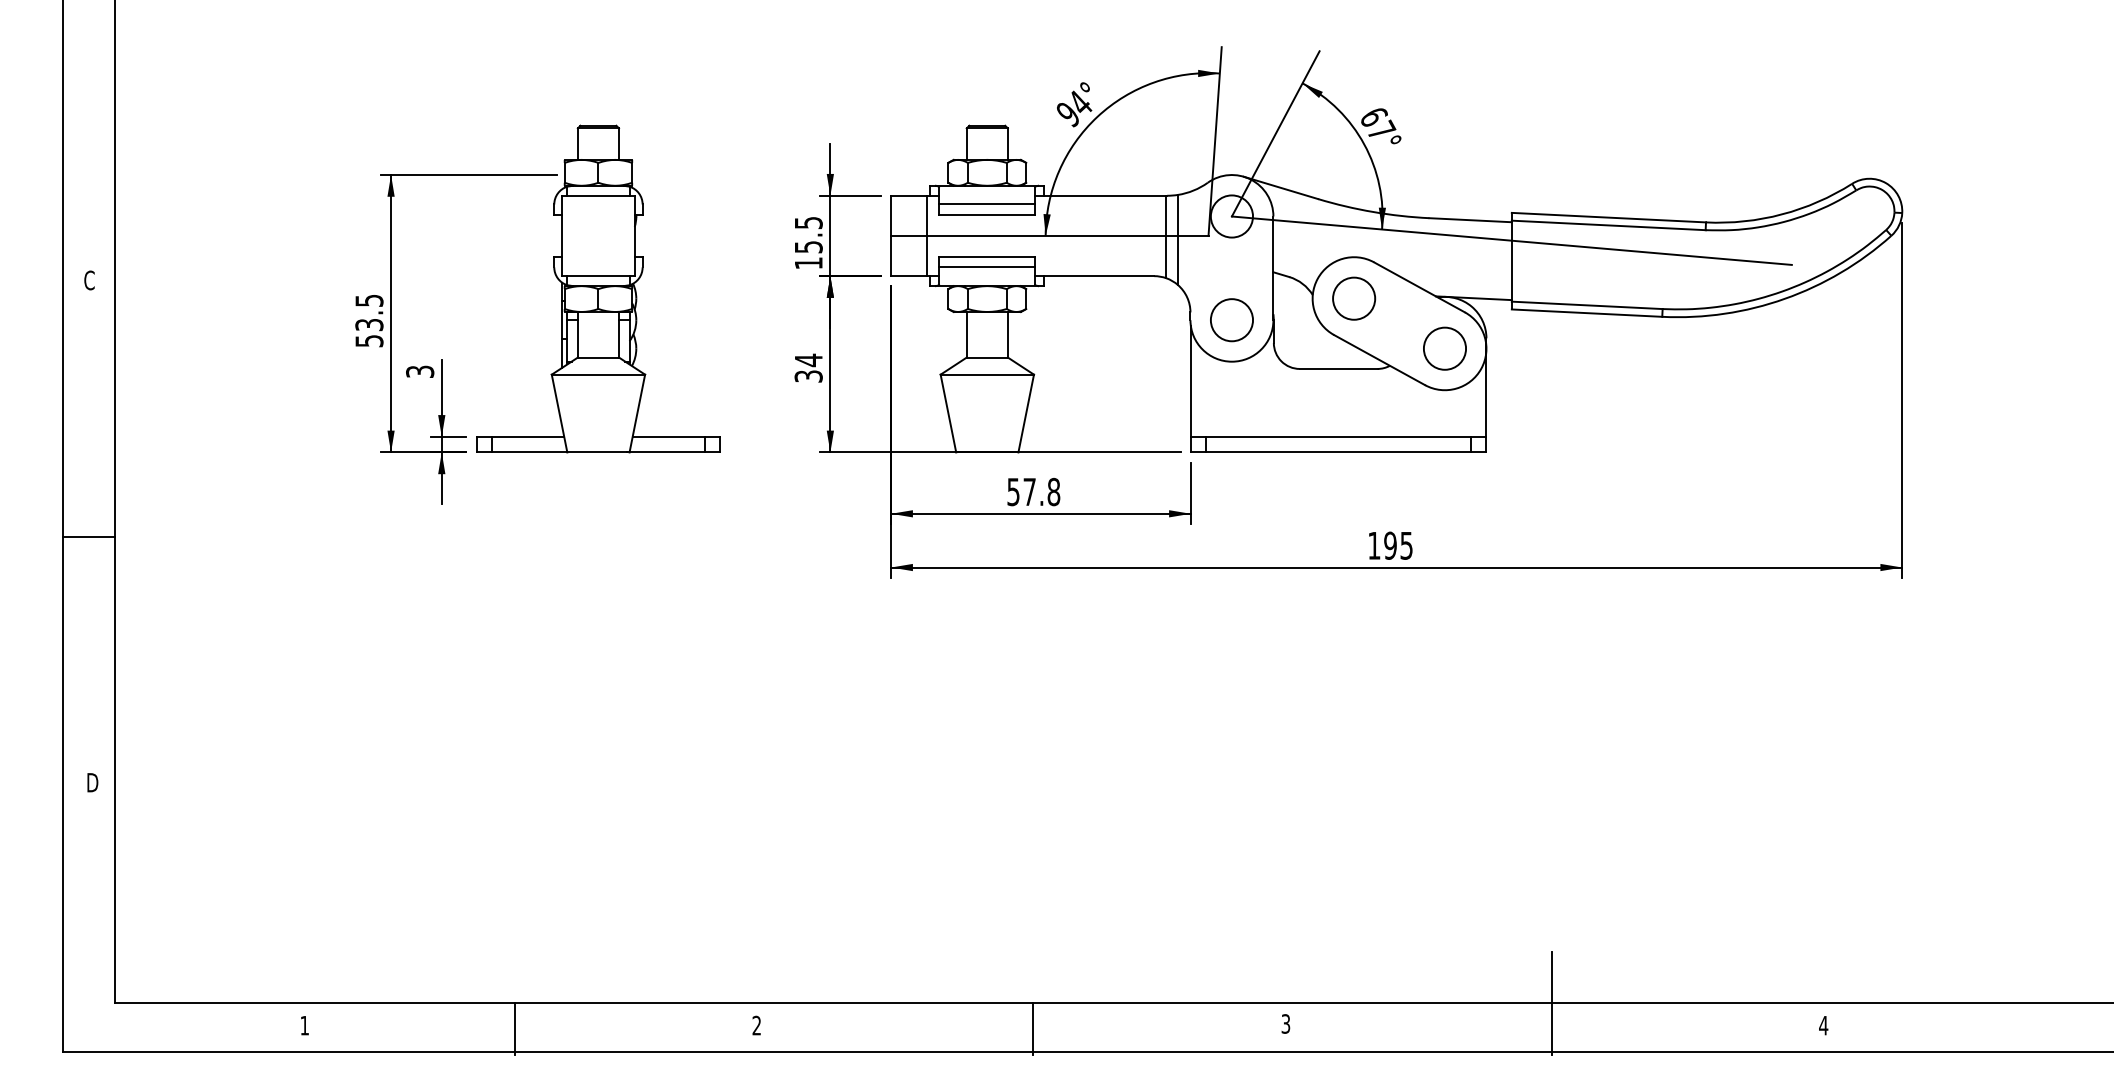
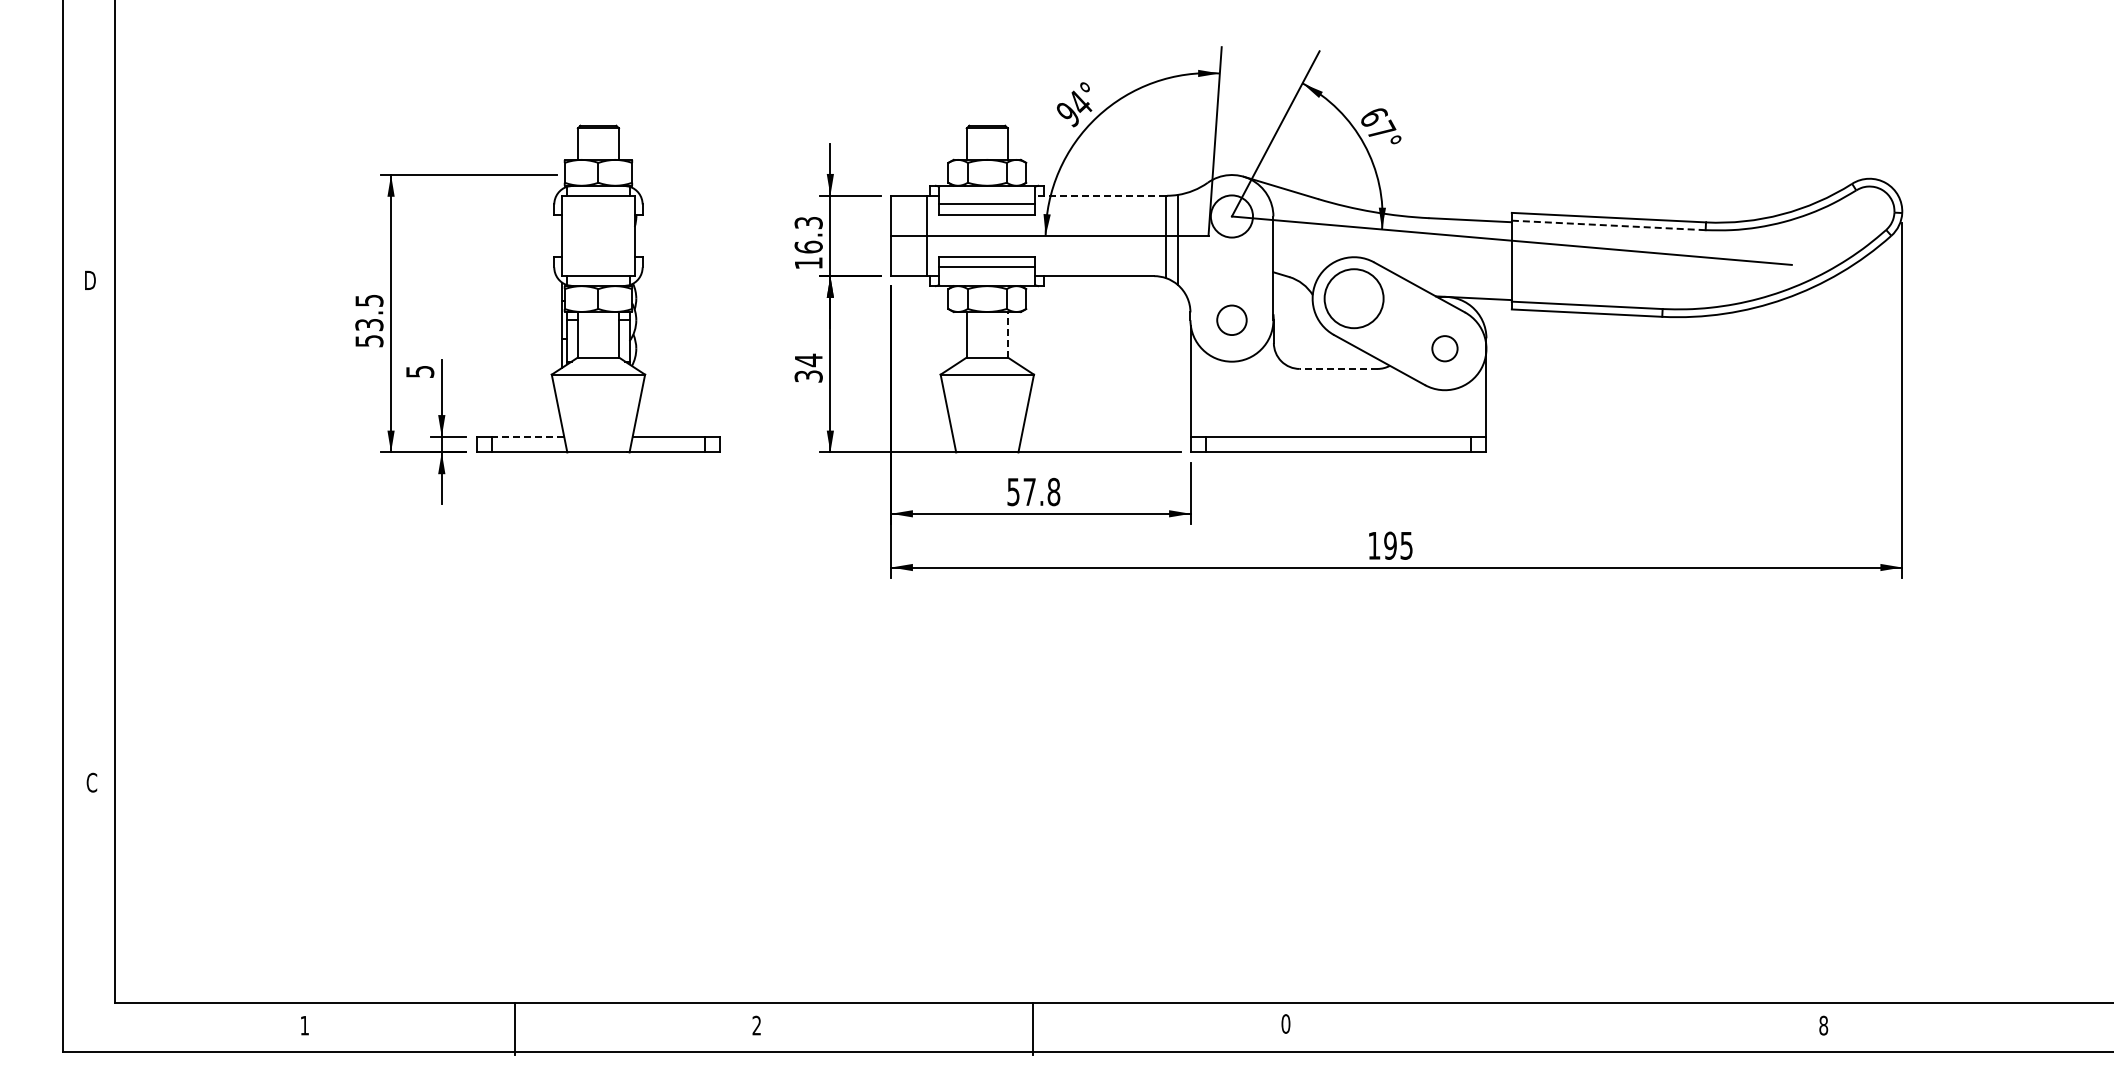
line: solid -> dashed (1100, 195)
line: solid -> dashed (1608, 225)
text: 15.5 -> 16.3 (808, 235)
text: C -> D (89, 280)
circle diameter: 42 px -> 59 px (1353, 298)
circle size: 44x45 px -> 32x32 px (1231, 319)
line: solid -> dashed (1007, 334)
circle diameter: 42 px -> 25 px (1444, 348)
line: solid -> dashed (1338, 368)
text: 3 -> 5 (419, 371)
line: solid -> dashed (527, 436)
line: present -> none (89, 536)
text: D -> C (92, 782)
line: present -> none (1551, 1003)
text: 3 -> 0 (1285, 1023)
text: 4 -> 8 (1823, 1025)
